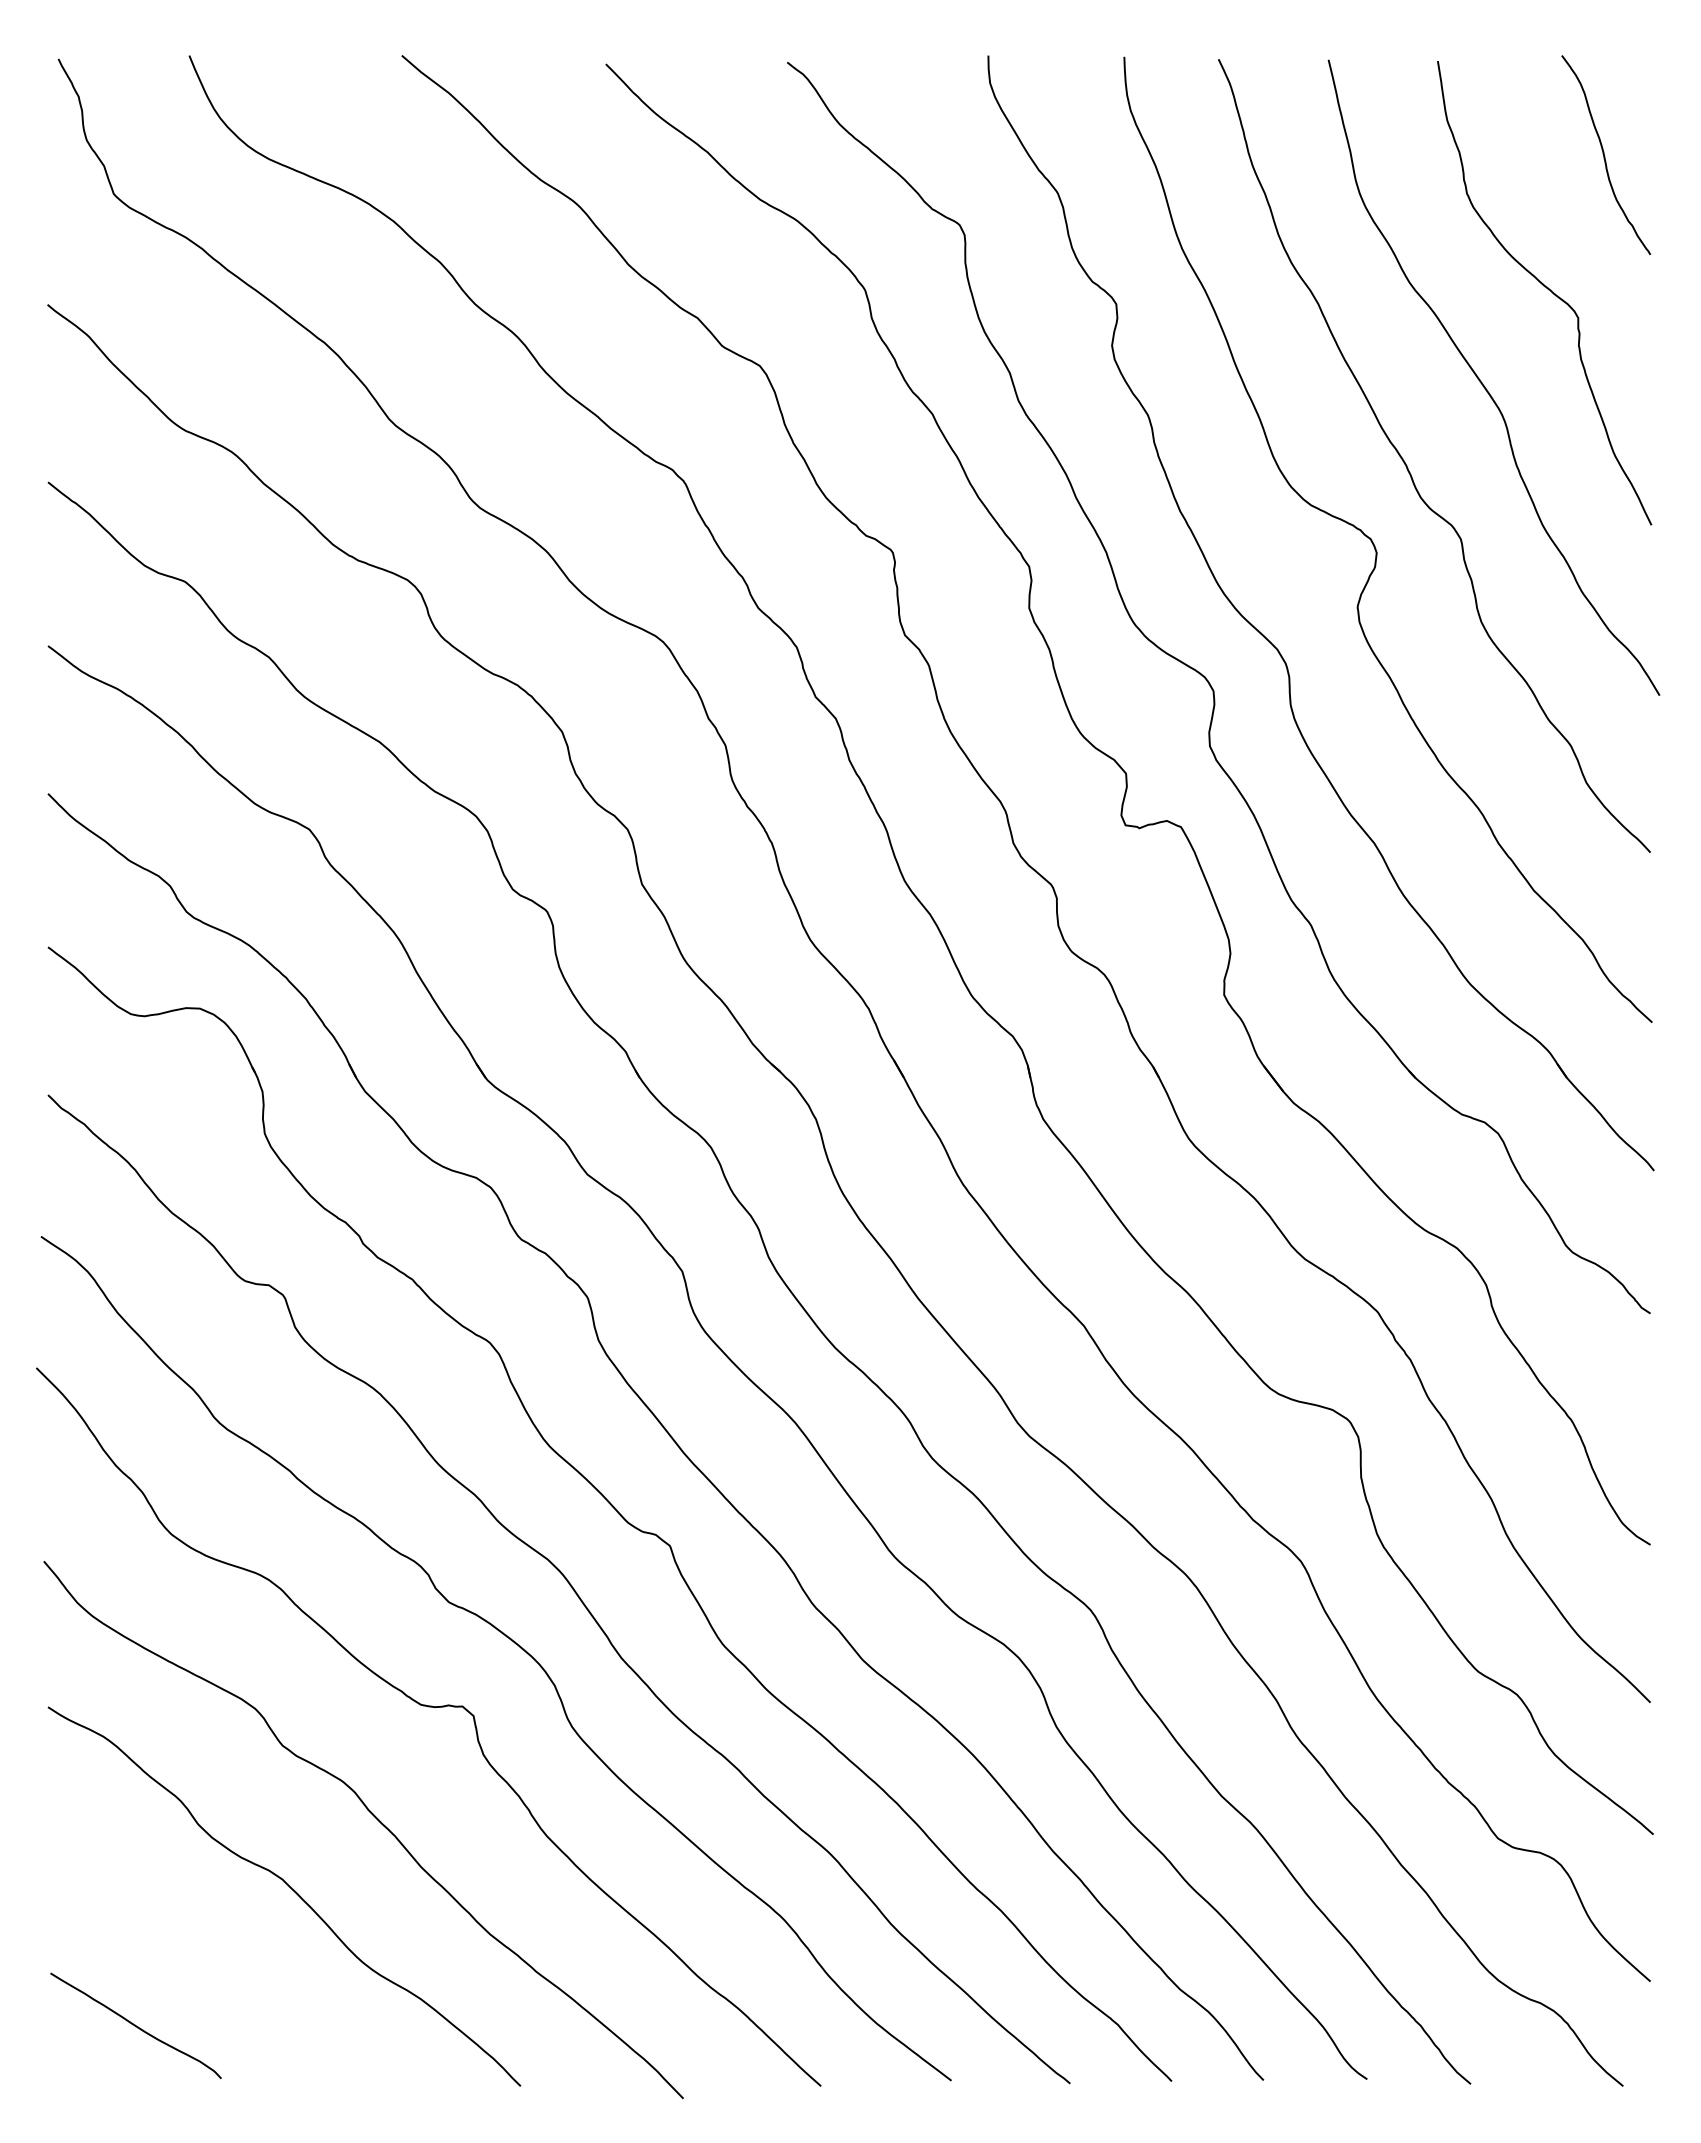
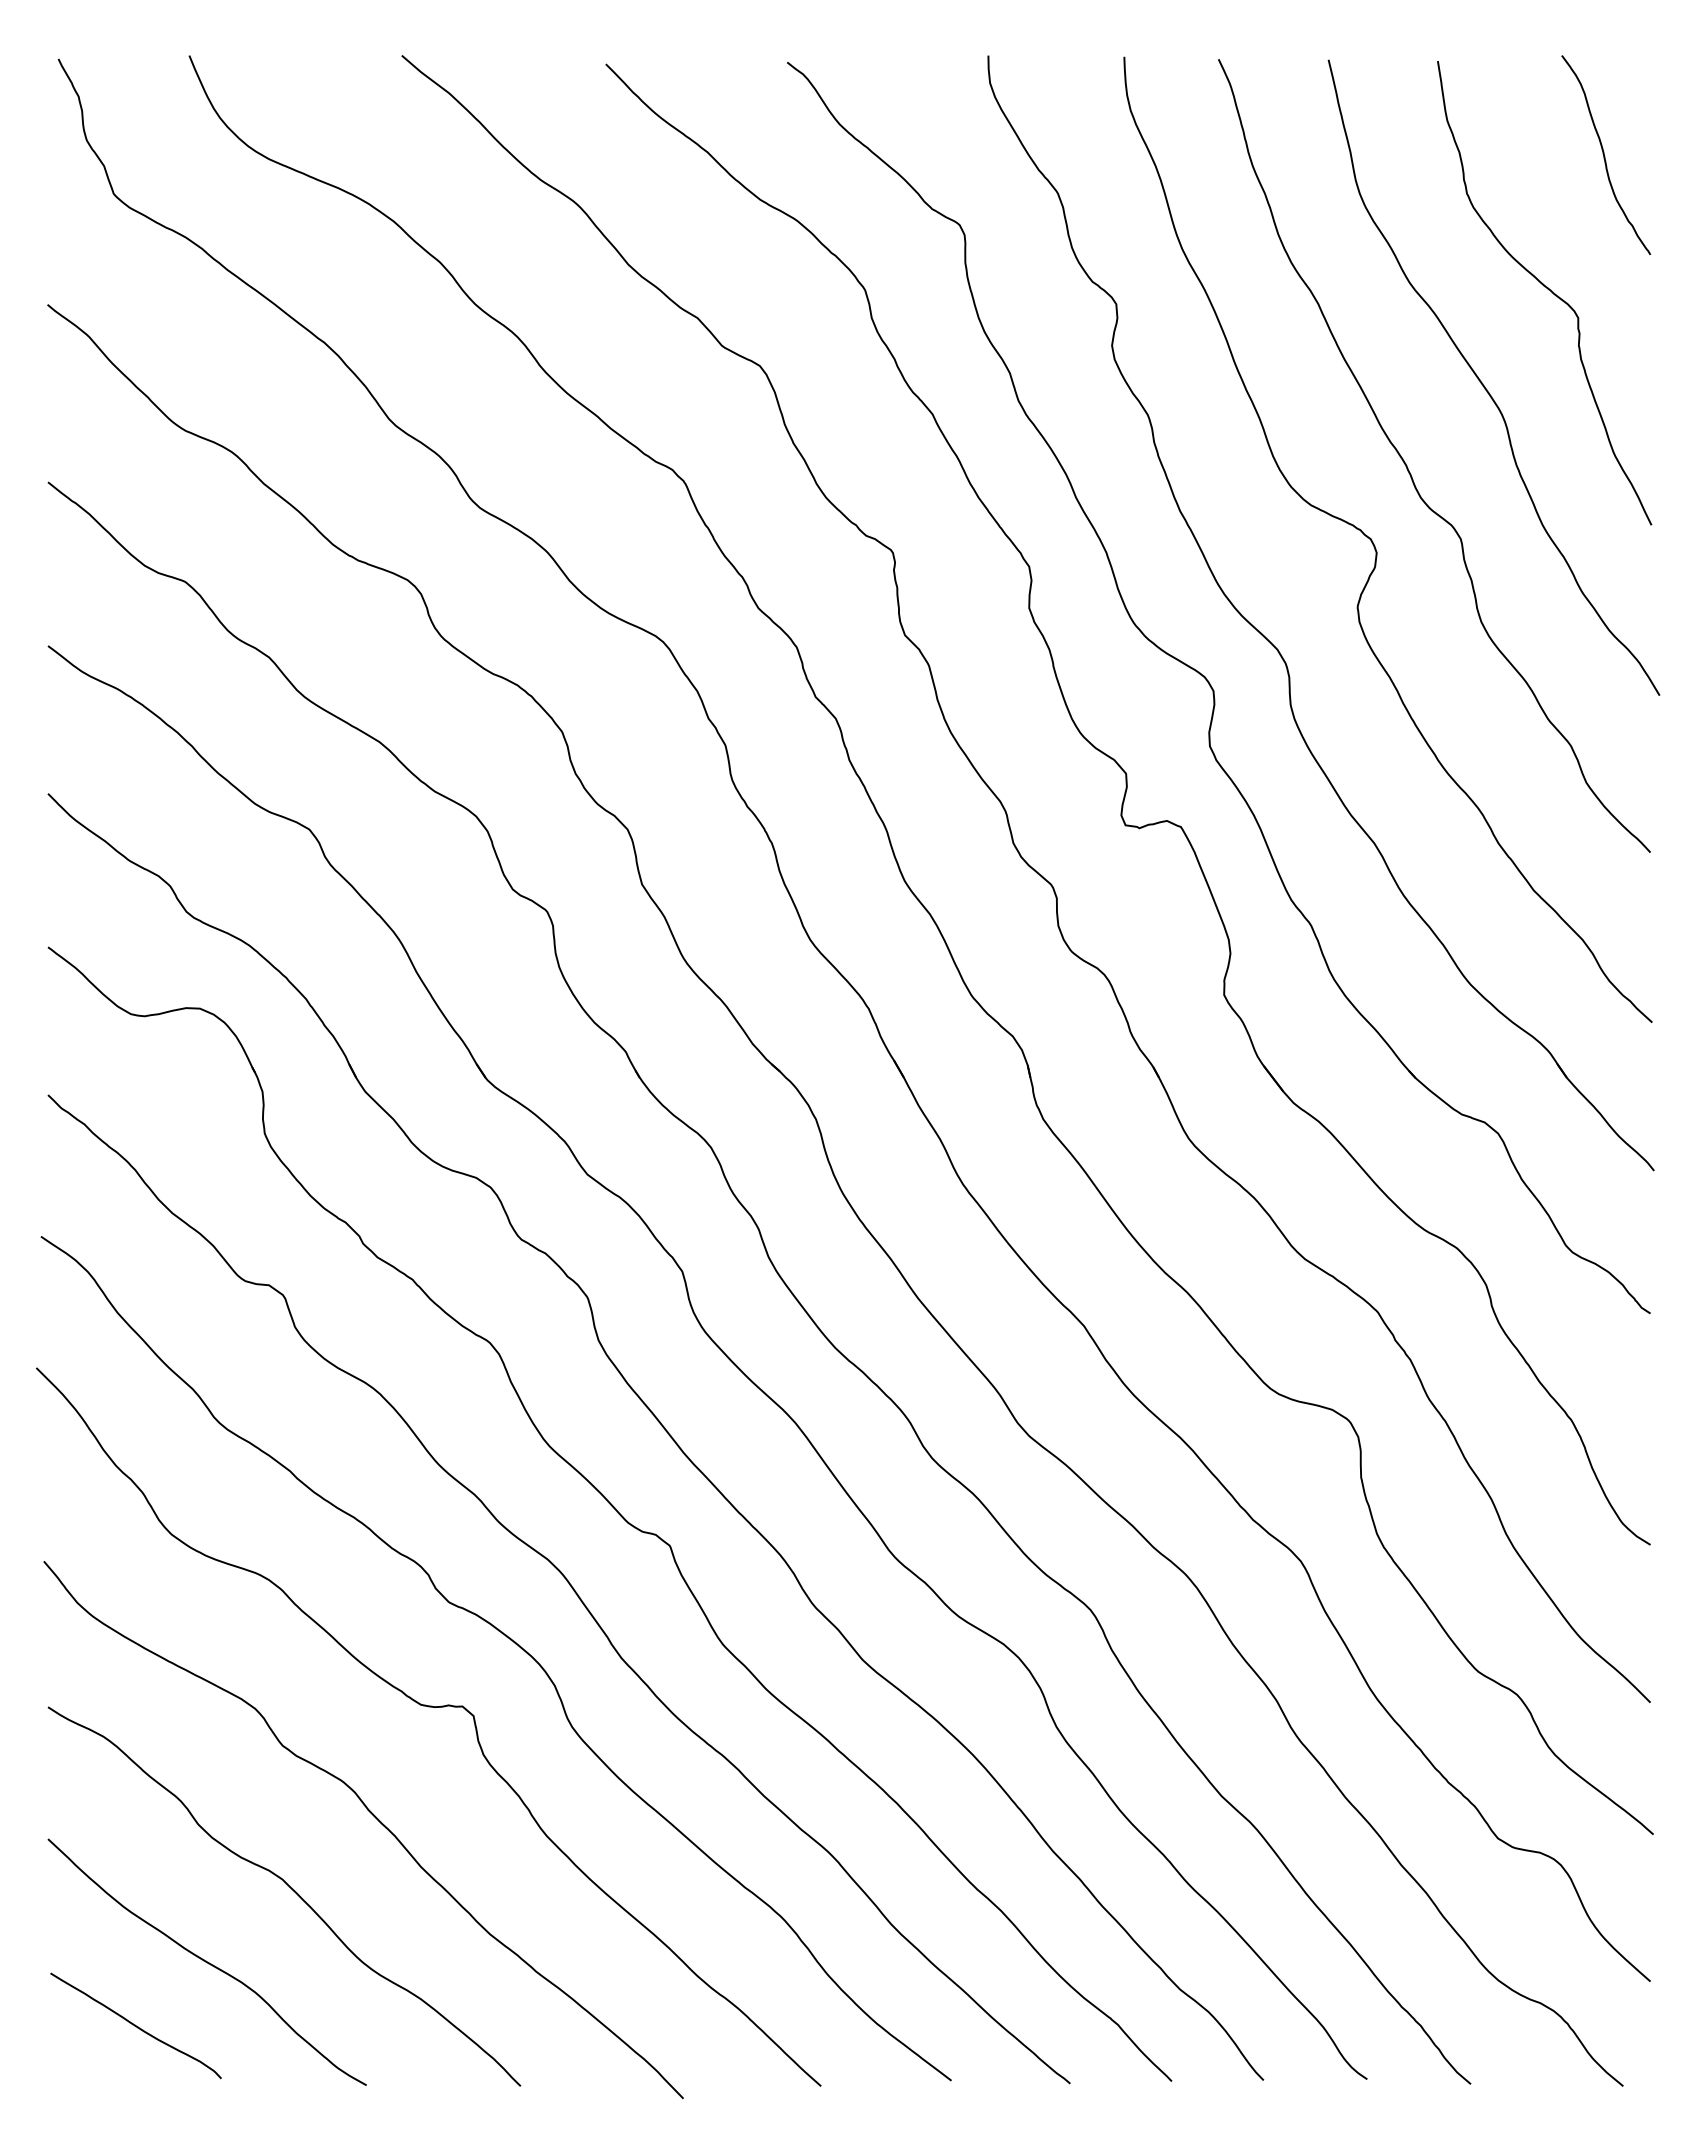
curve: none -> present (206, 1961)
